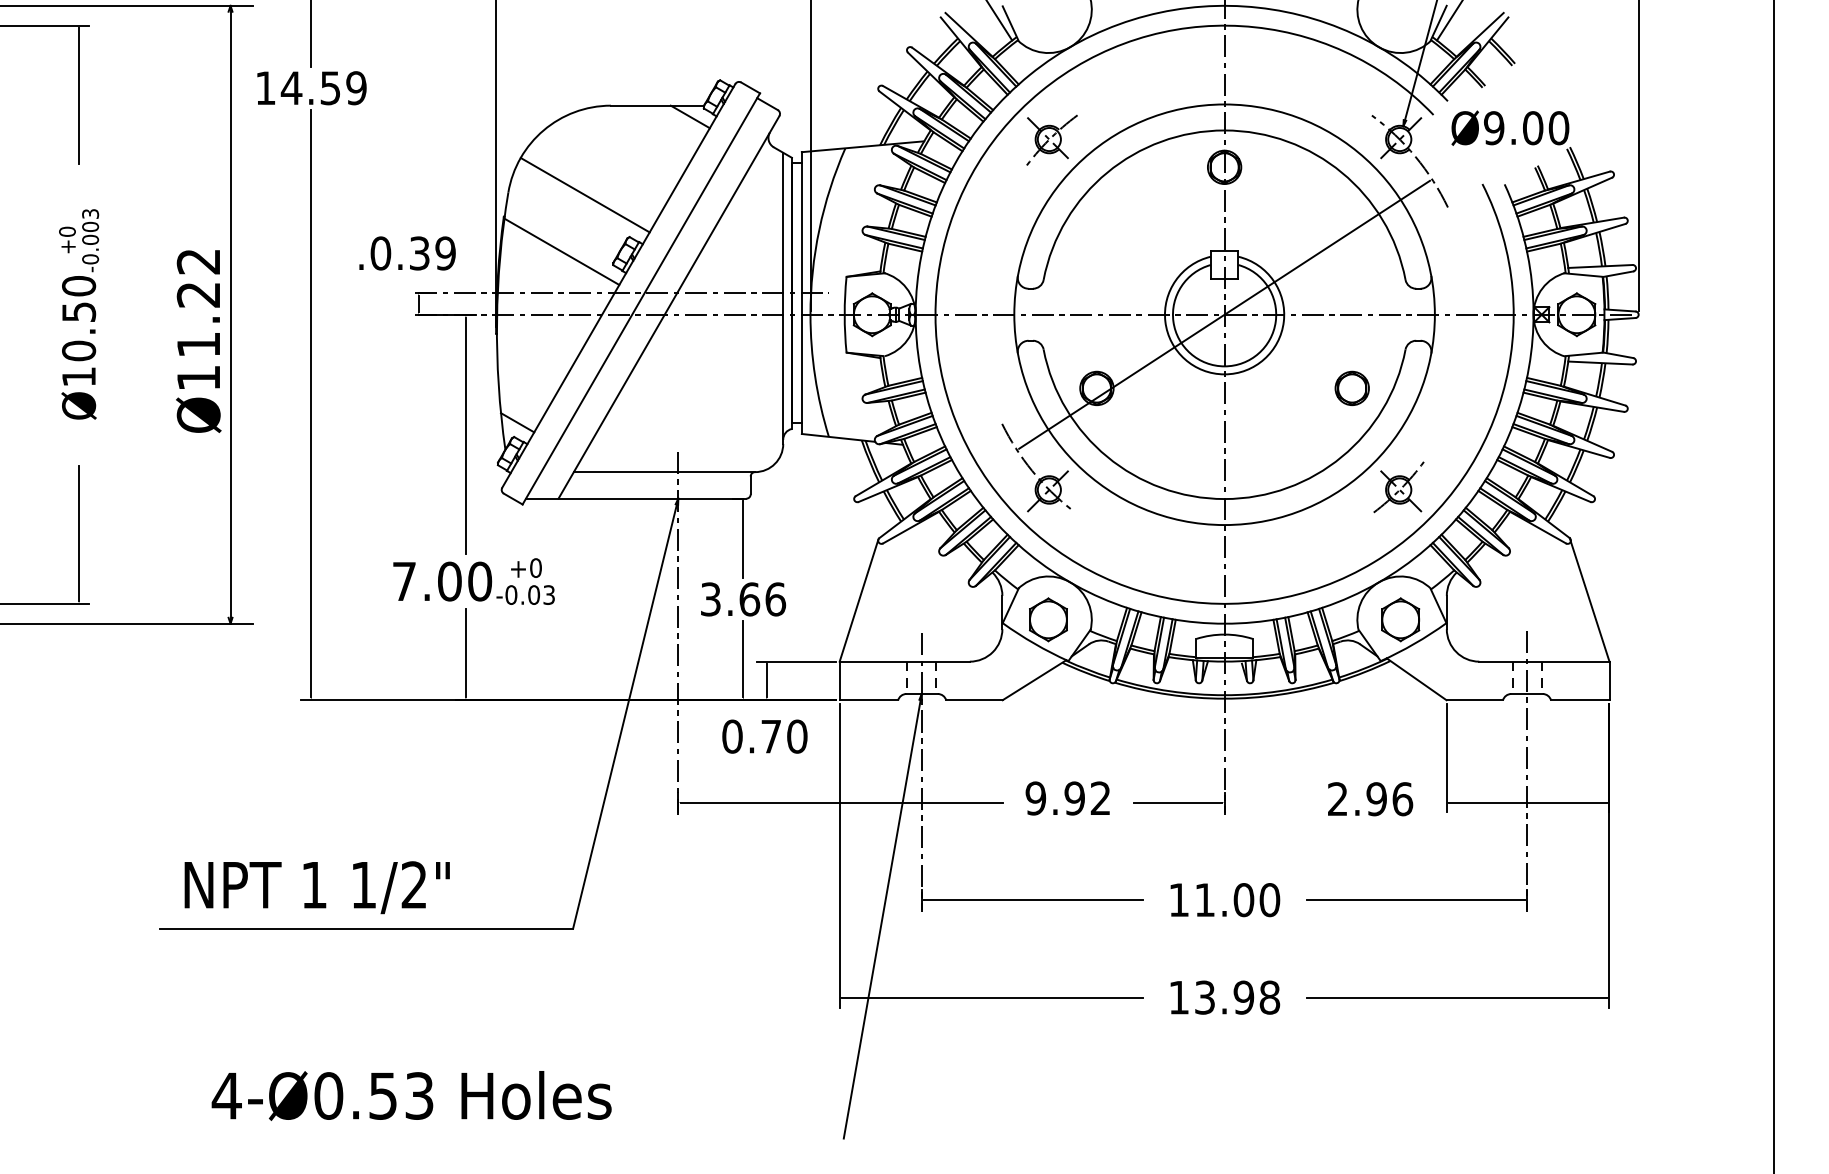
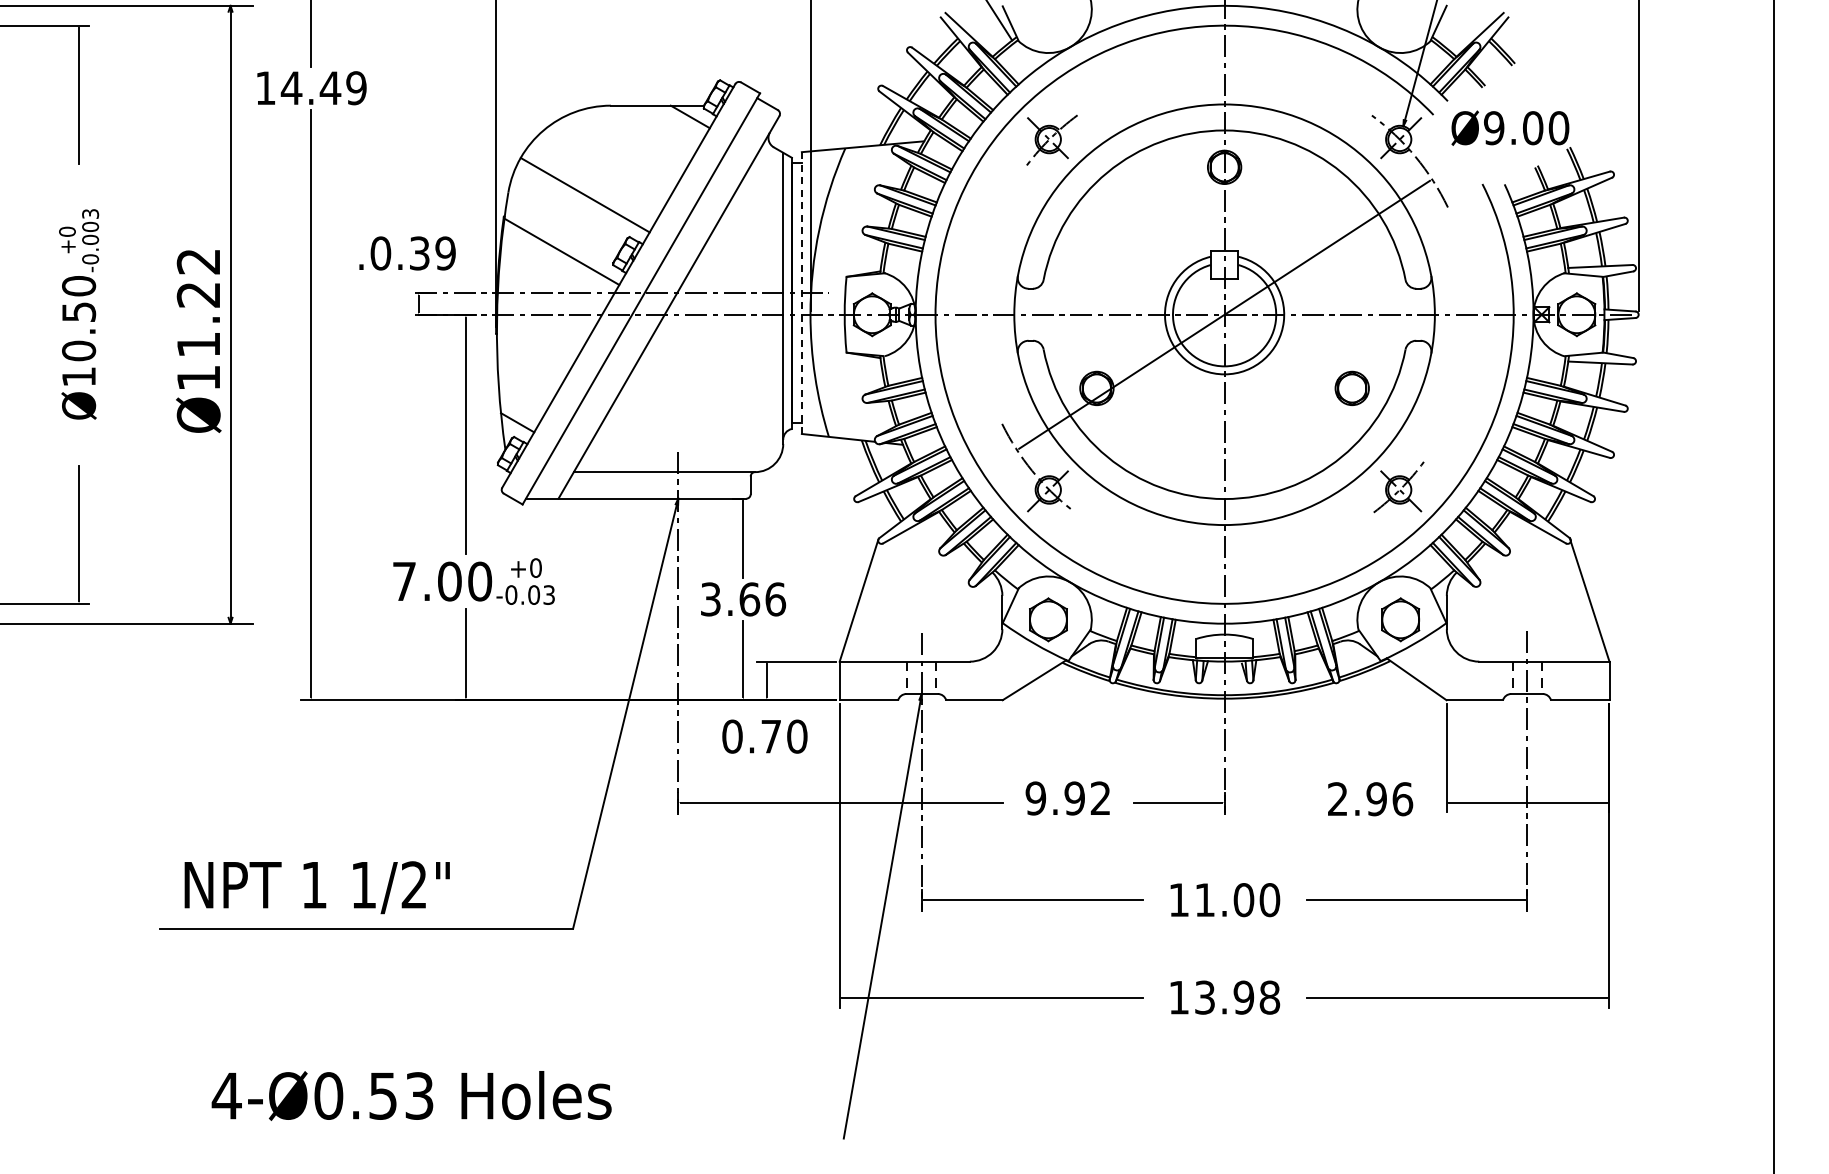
line: present -> none (1448, 21)
text: 14.59 -> 14.49 (330, 88)
line: solid -> dashed (801, 293)
